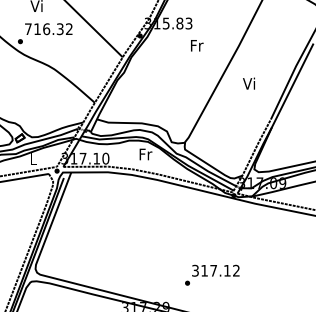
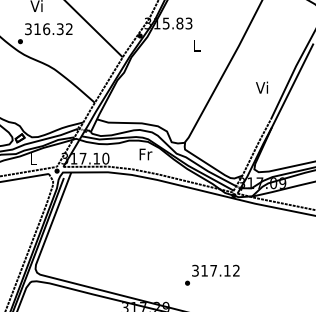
text: 716.32 -> 316.32 (28, 29)
text: Fr -> L (197, 45)
text position: (248, 83) -> (261, 87) (261, 87)
